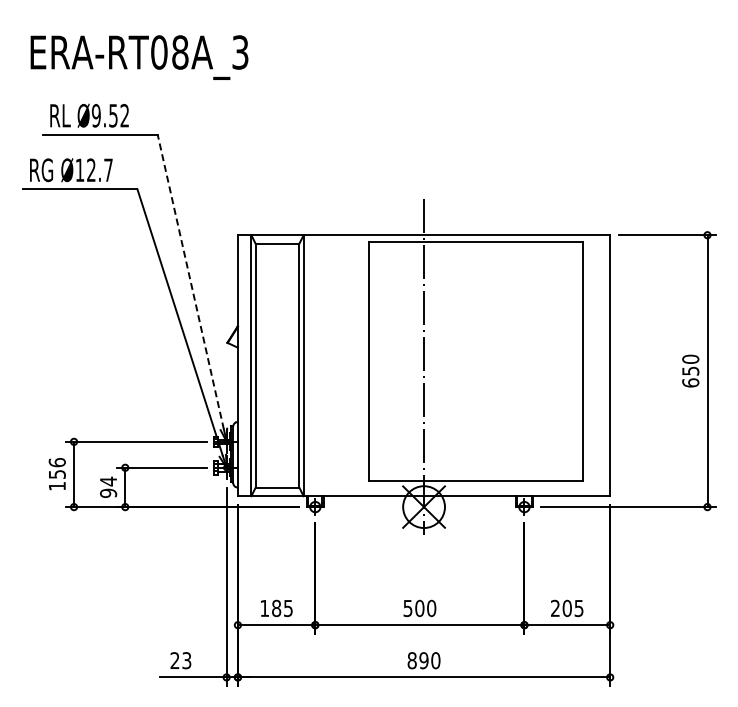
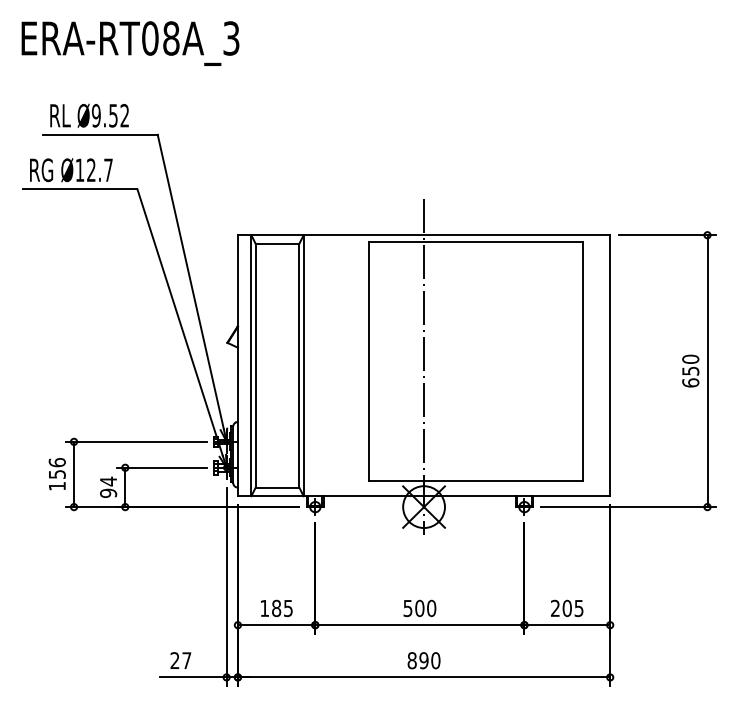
text position: (139, 57) -> (130, 43) (130, 43)
line: dashed -> solid (190, 282)
text: 23 -> 27 (186, 660)
